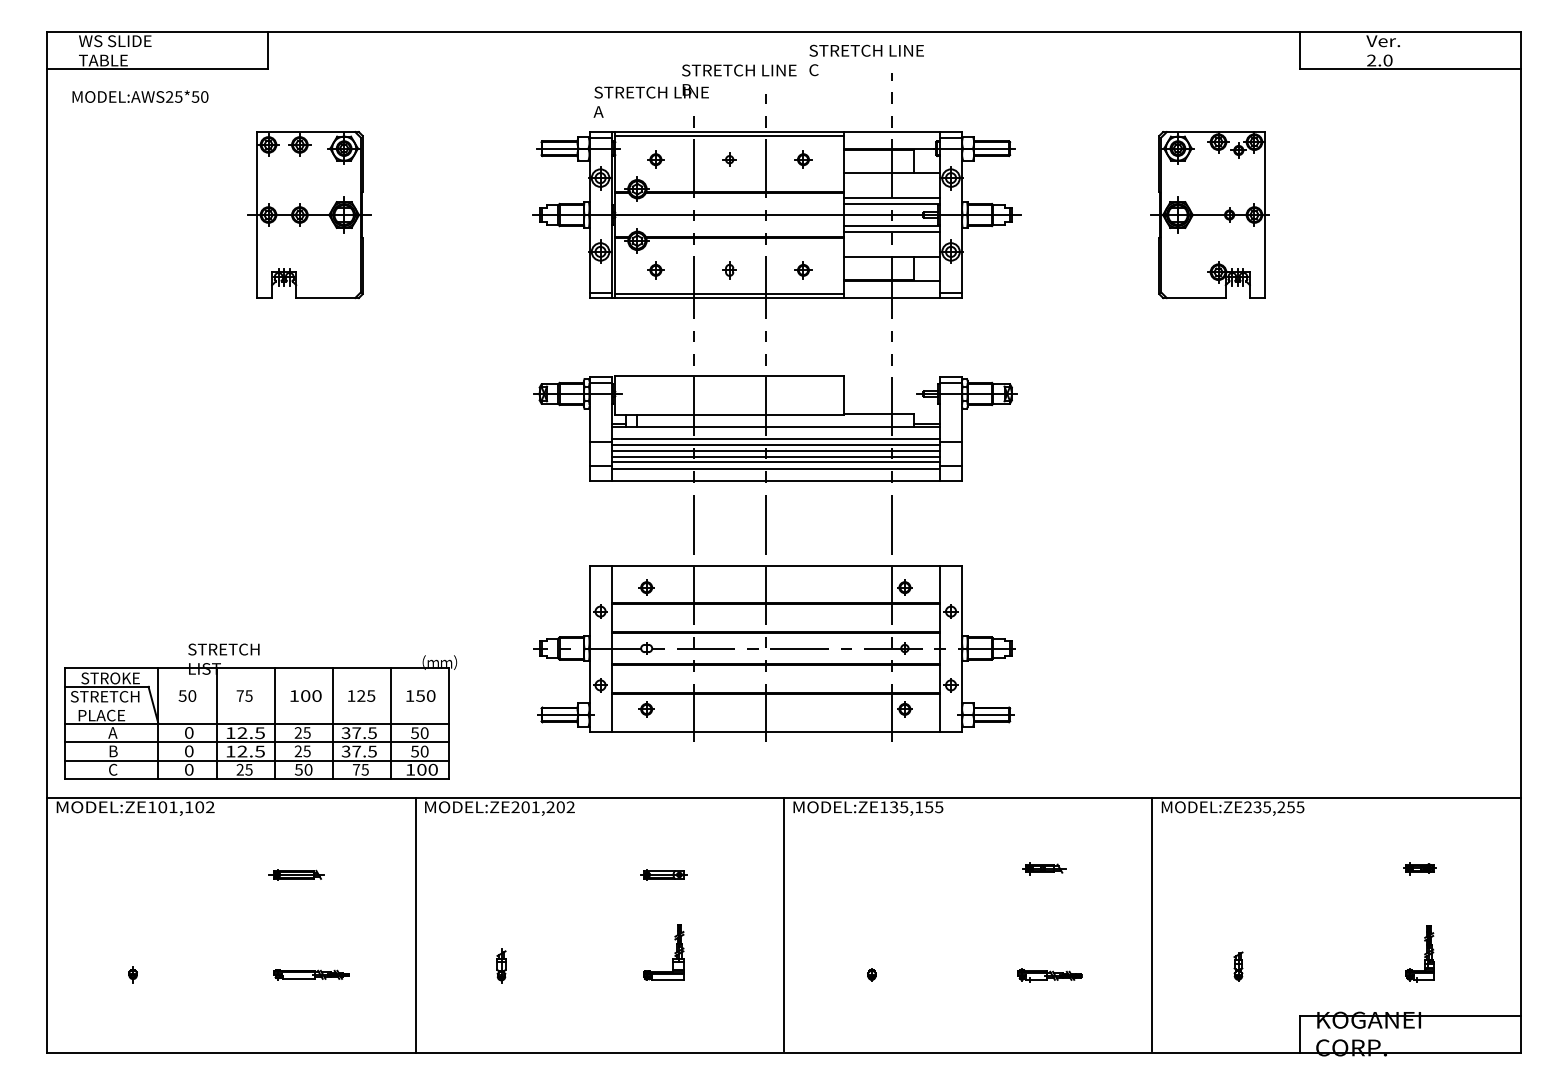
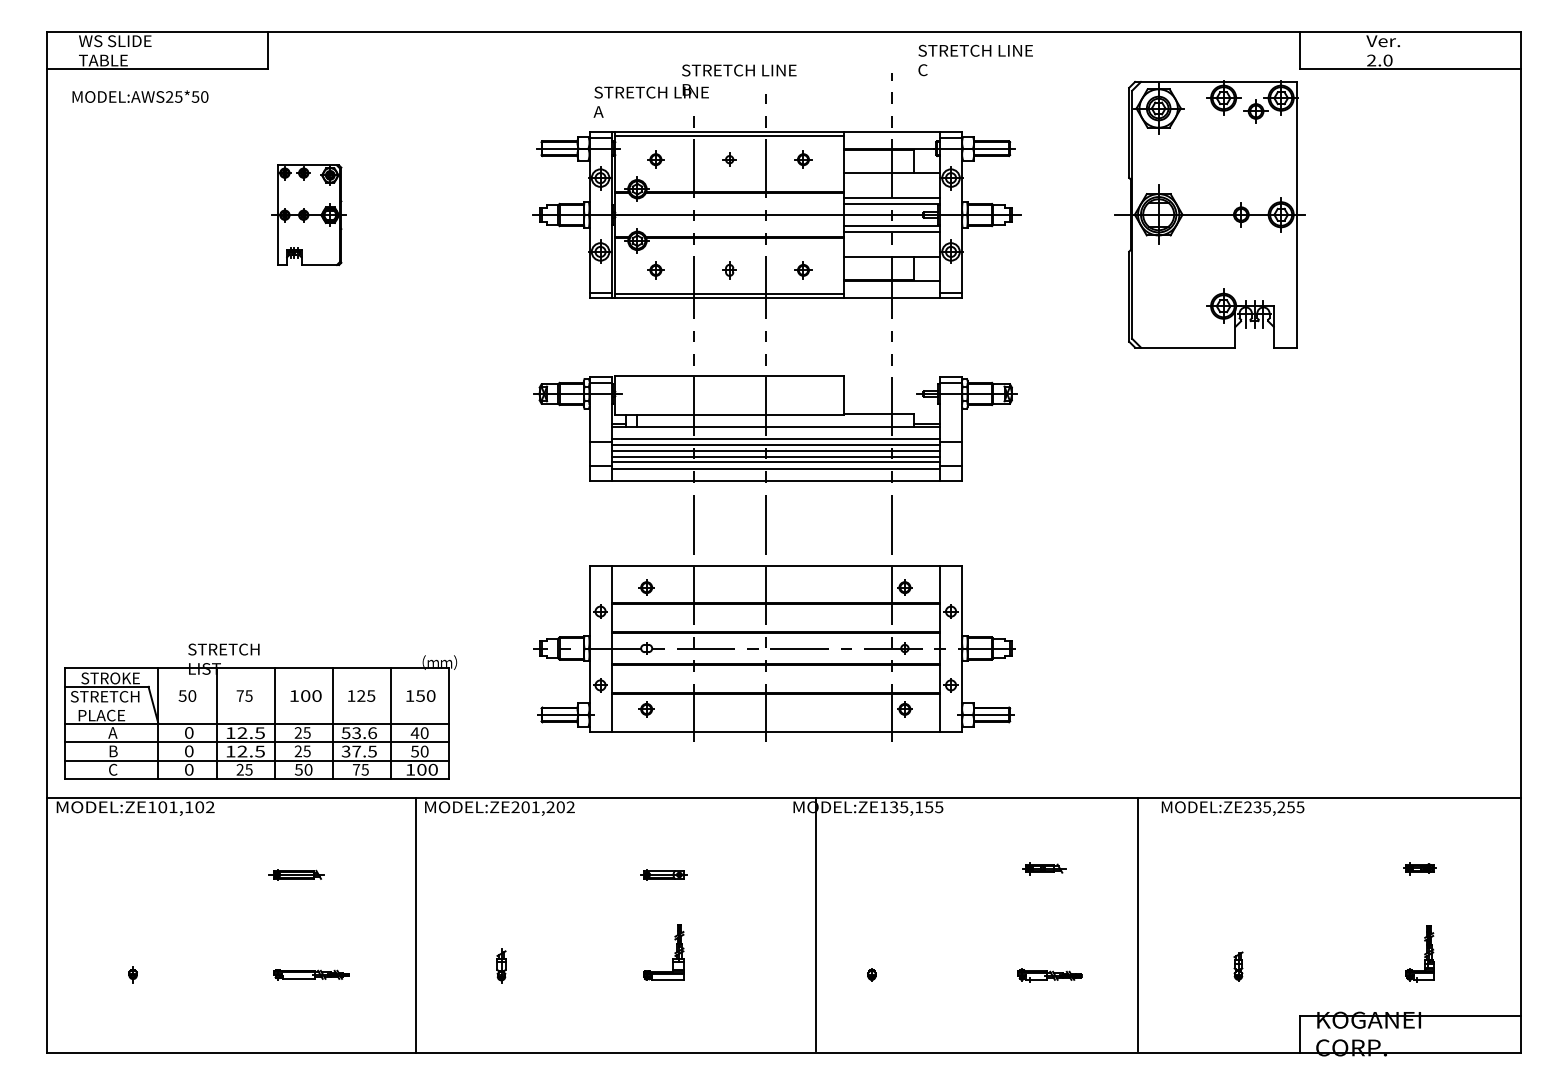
text position: (866, 60) -> (975, 60) (975, 60)
part size: 125x169 px -> 76x103 px (308, 215)
part size: 120x169 px -> 192x269 px (1209, 214)
text: 37.5 -> 53.6 (359, 733)
text: 50 -> 40 (414, 733)
line position: (784, 924) -> (816, 924) (816, 924)
line position: (1152, 924) -> (1138, 924) (1138, 924)
